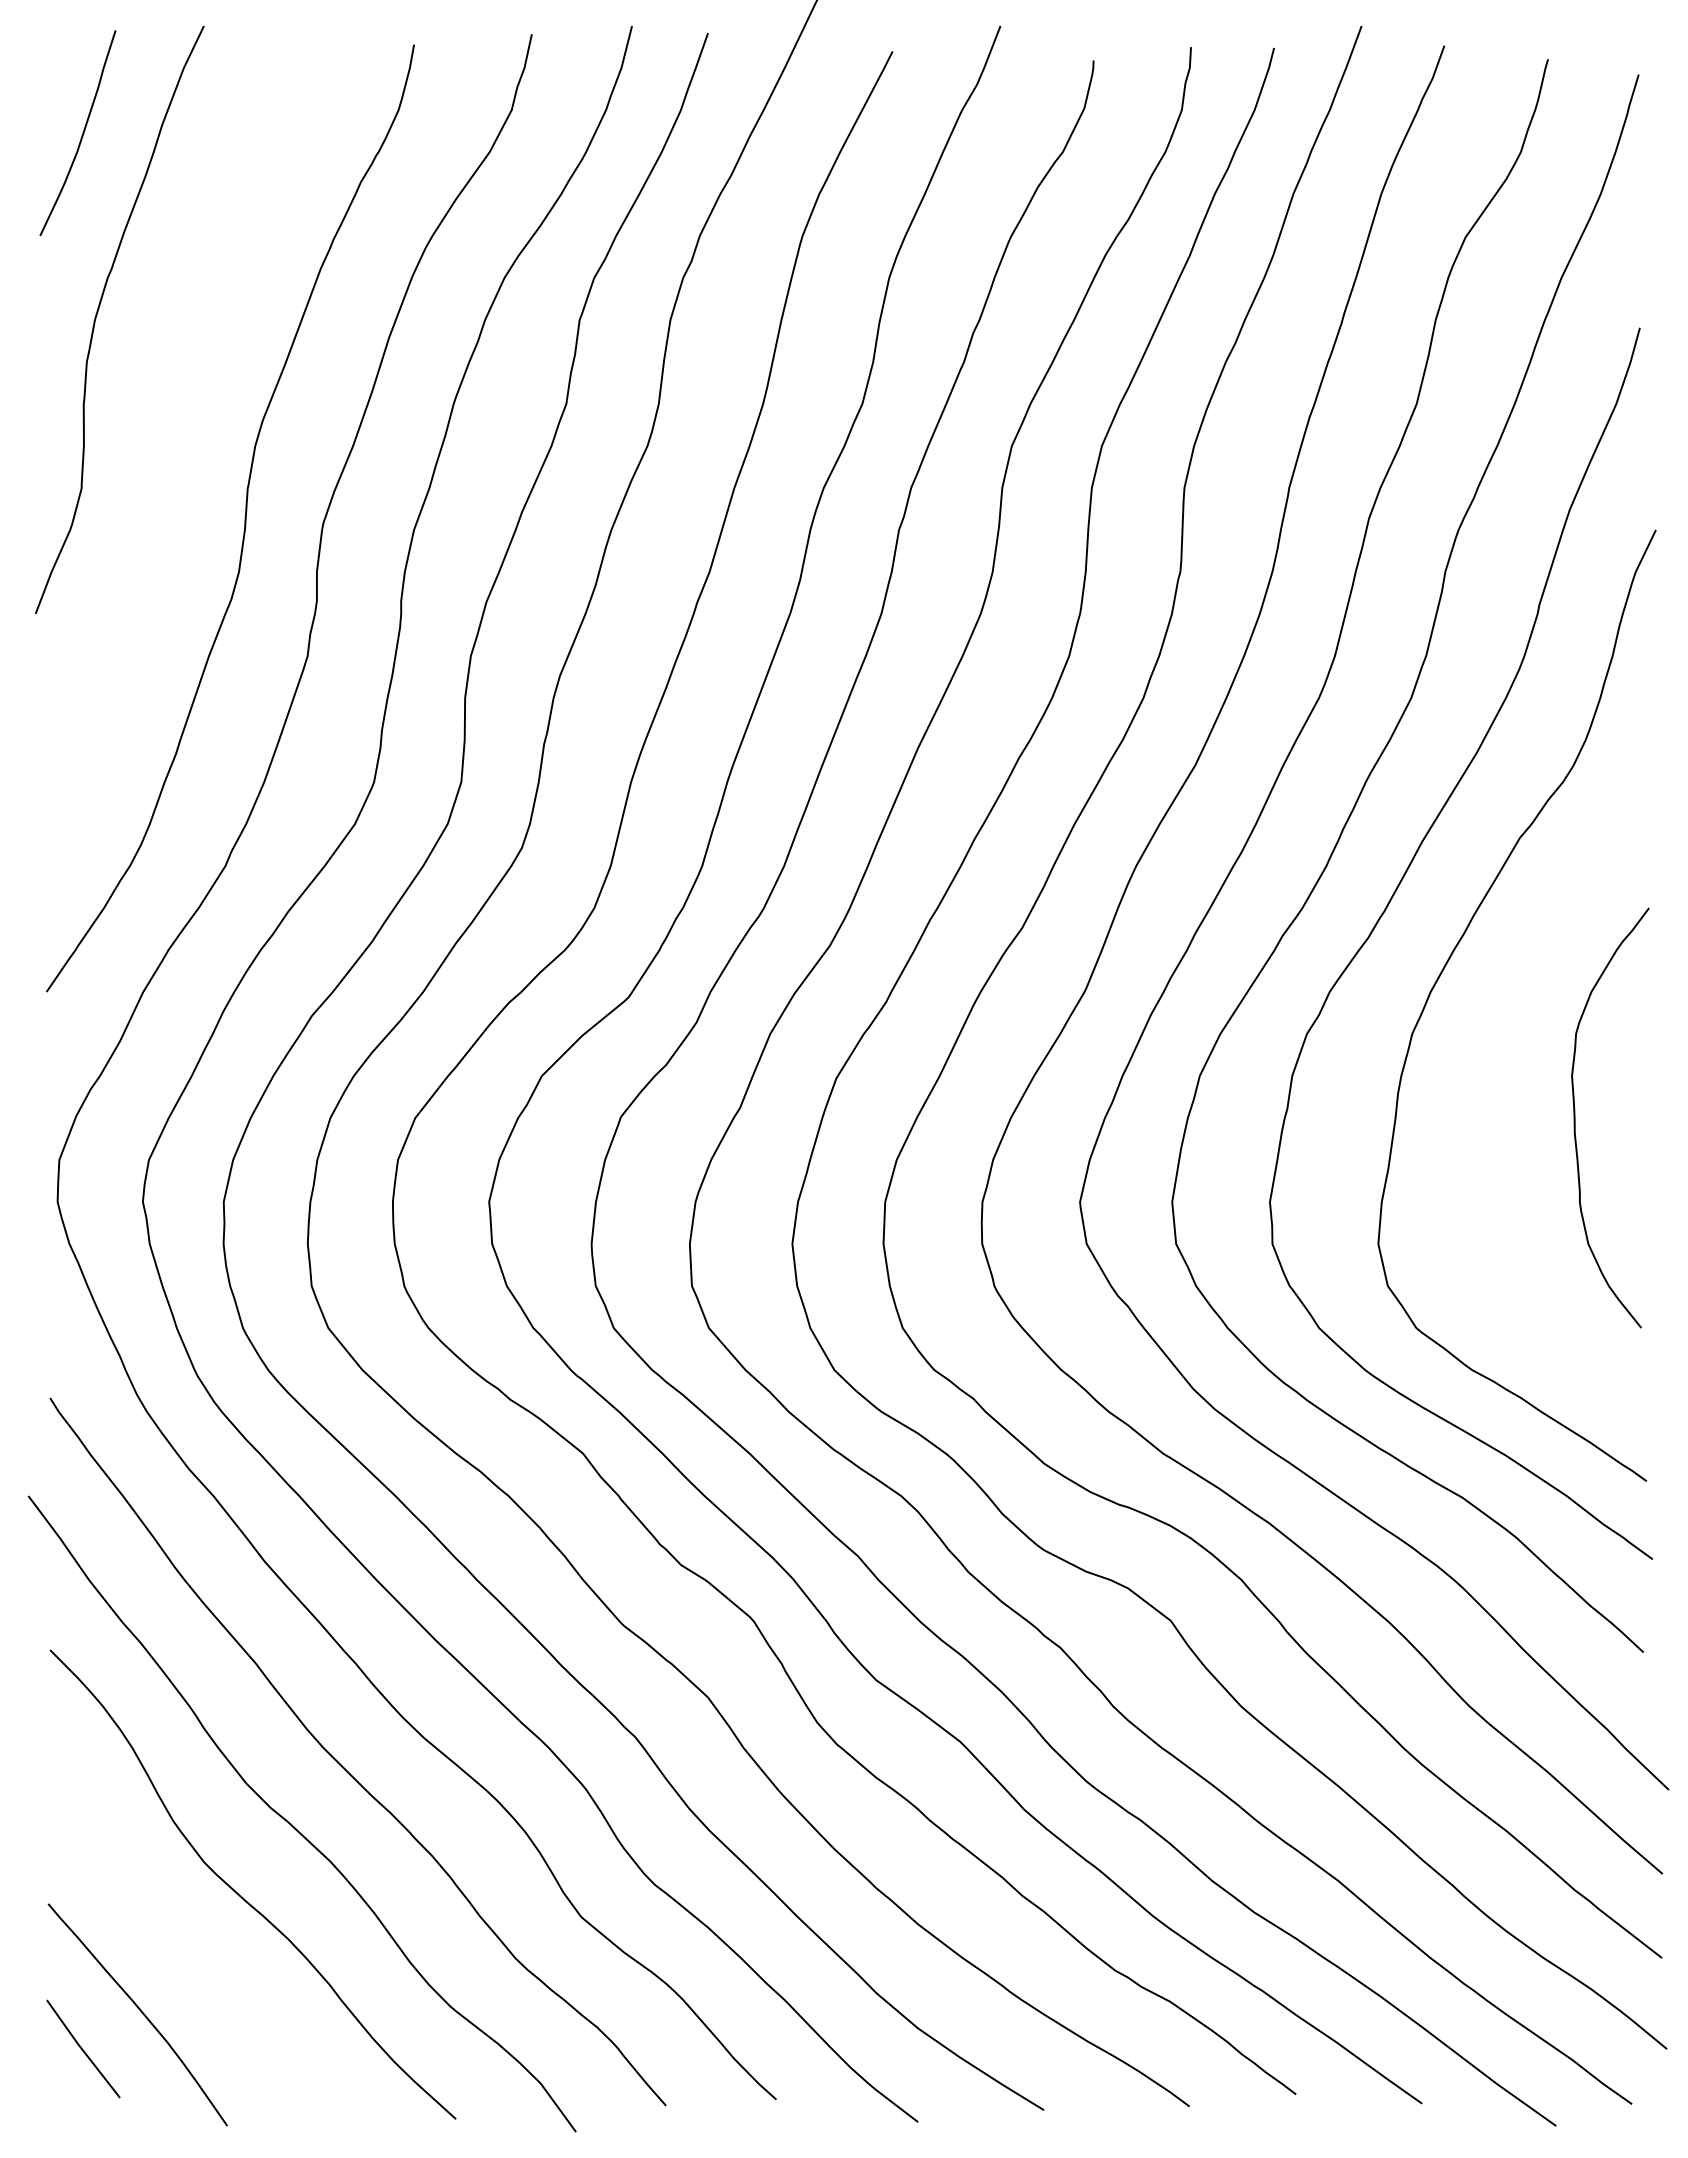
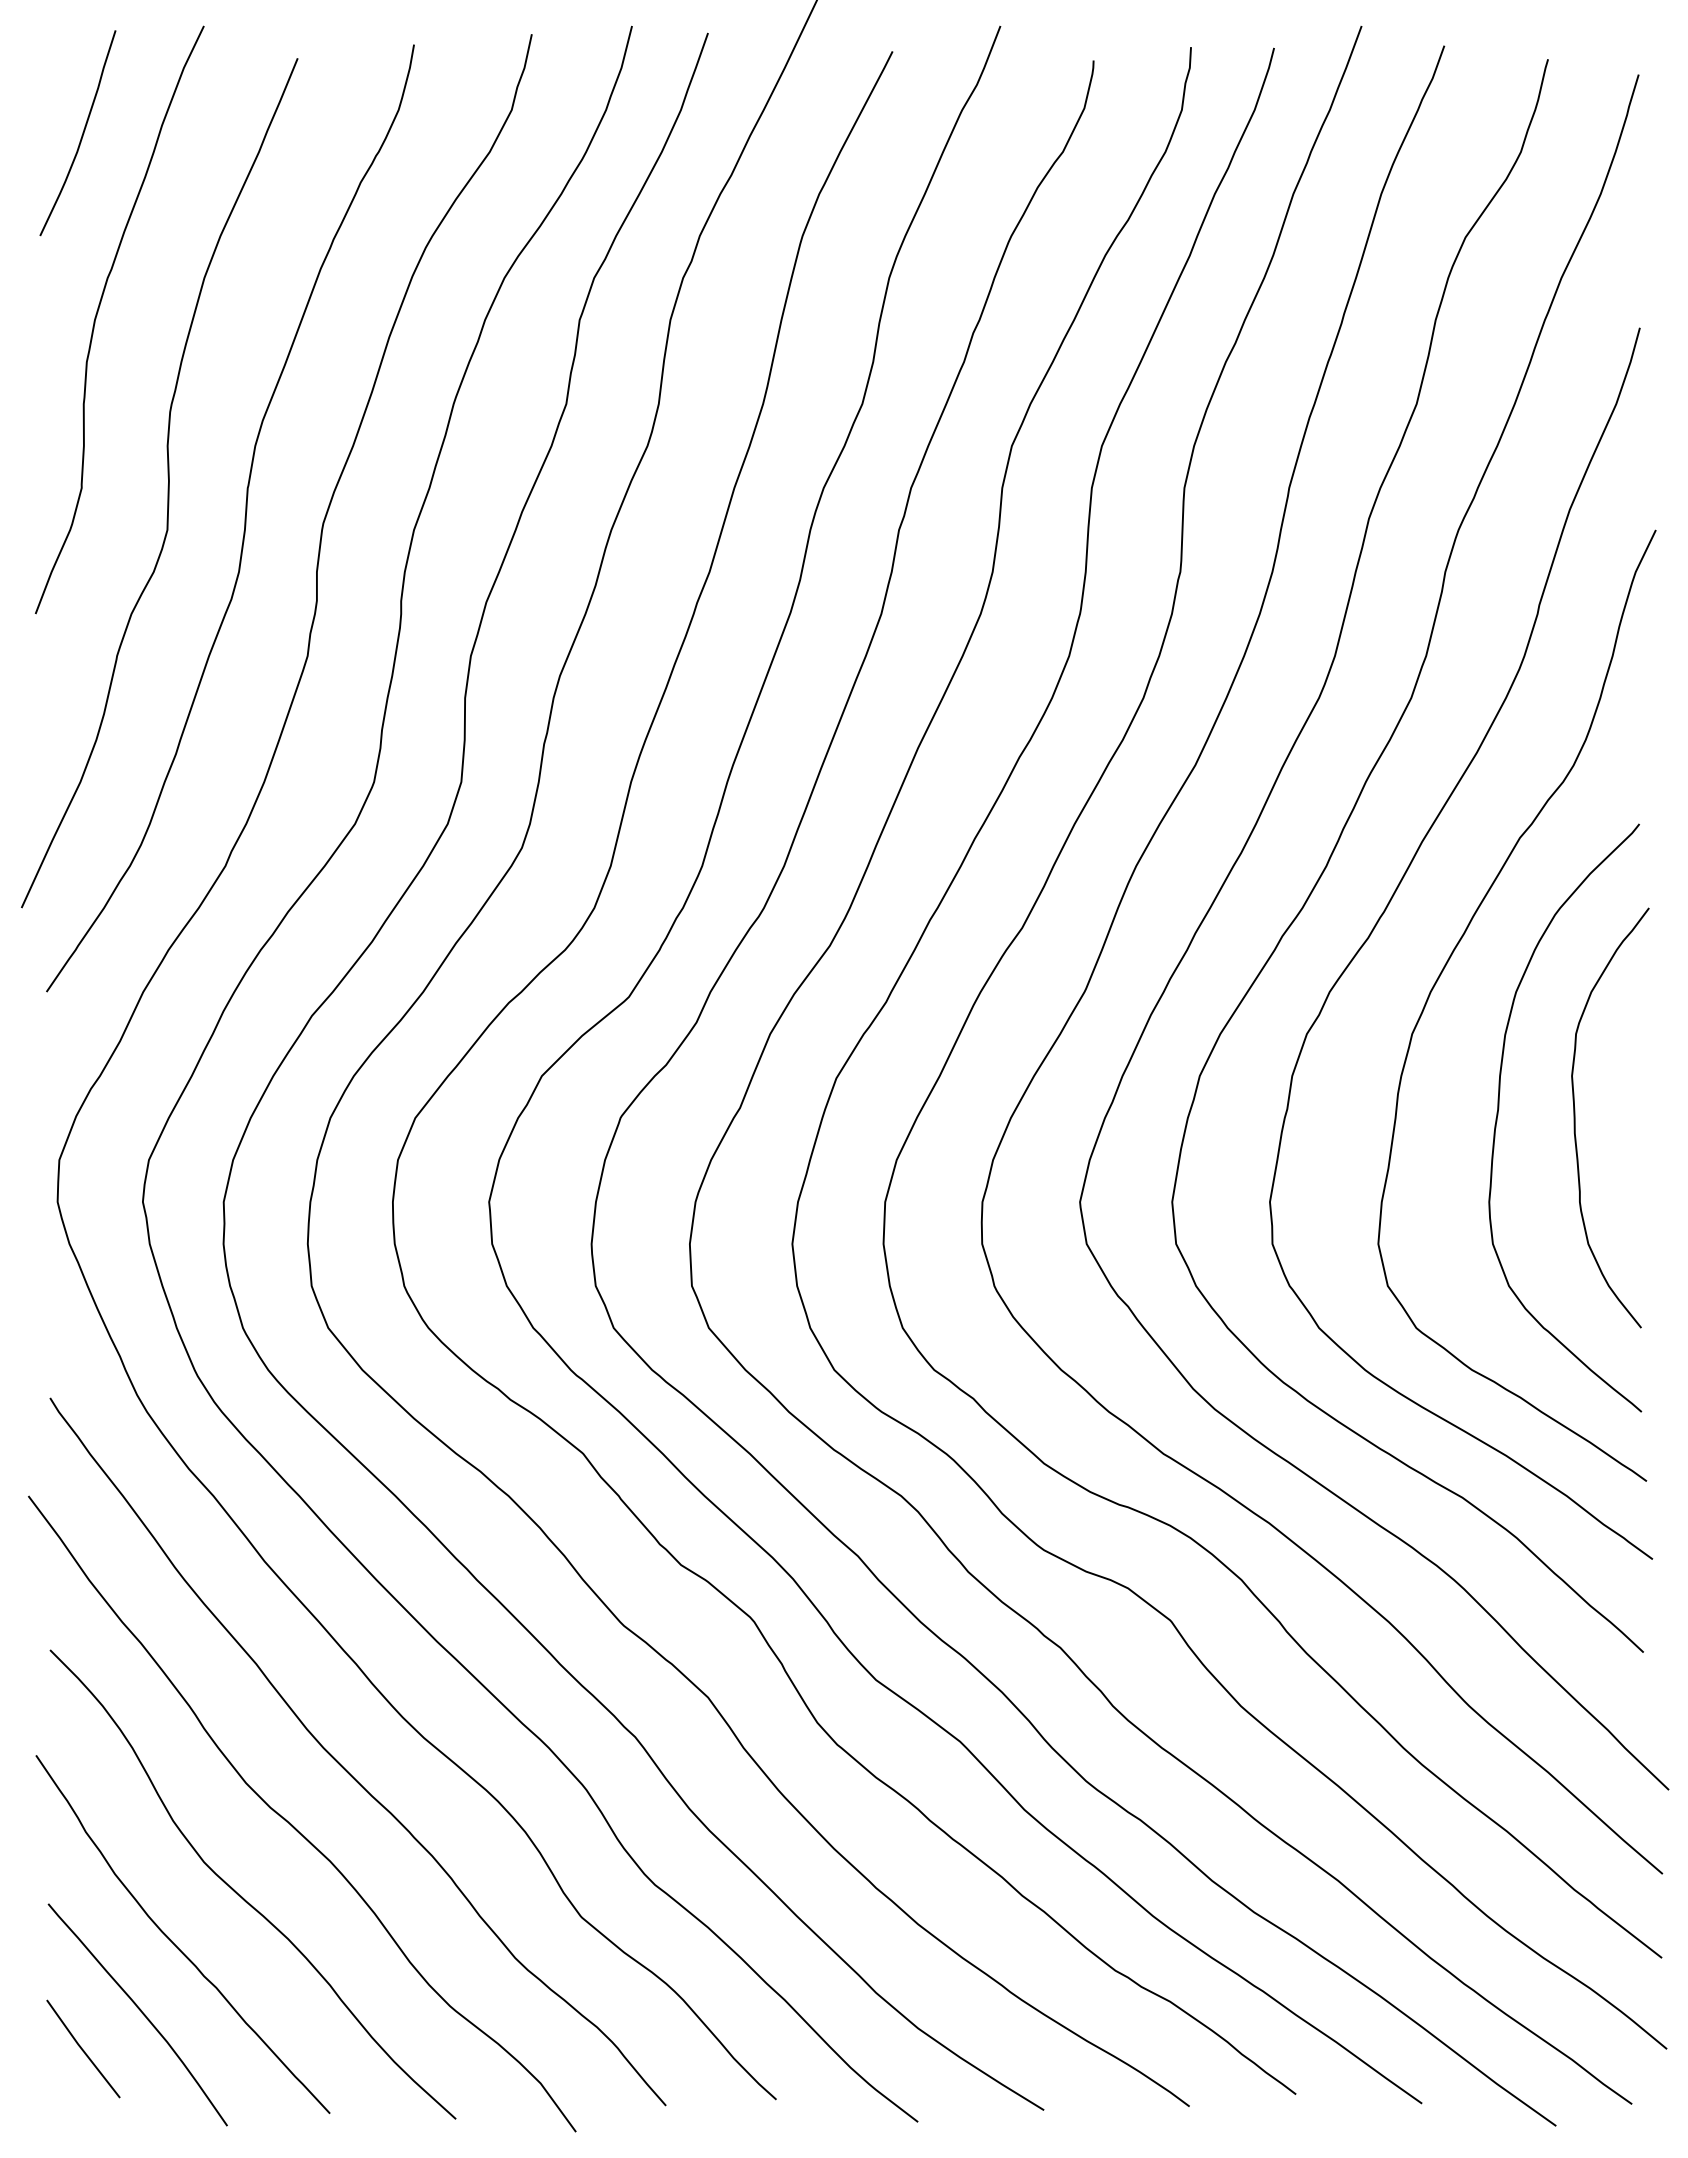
curve: none -> present (167, 486)
curve: none -> present (1499, 1108)
curve: none -> present (173, 1942)
